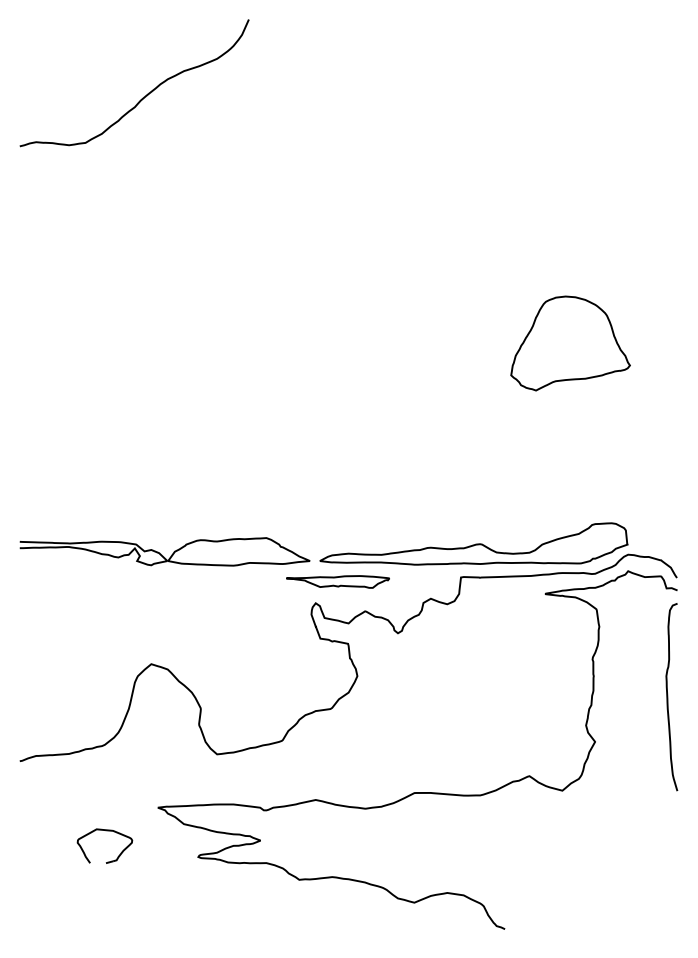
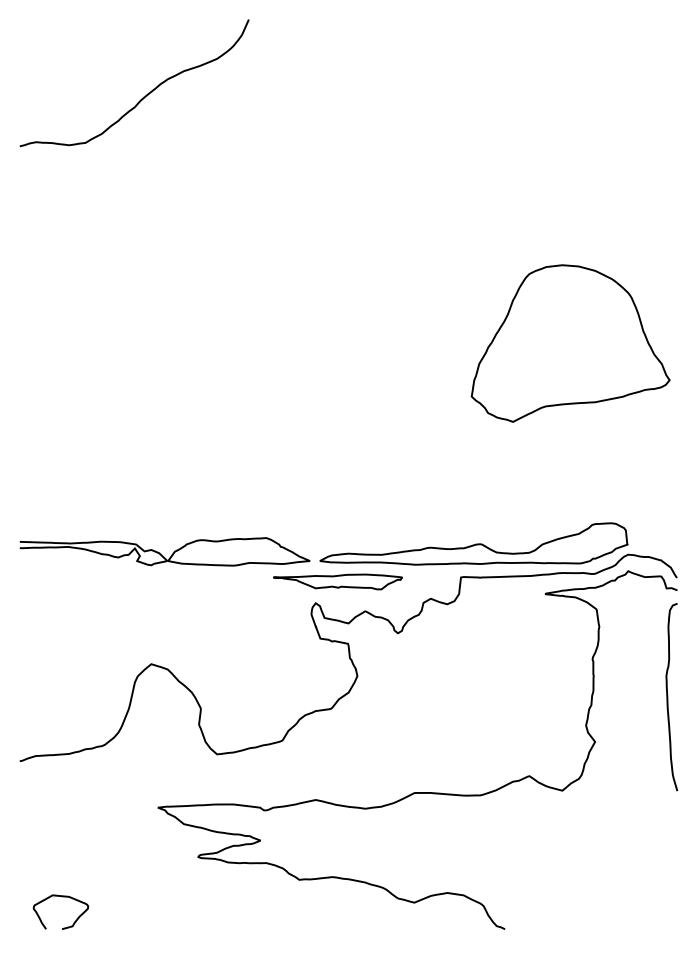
part size: 121x97 px -> 201x159 px (570, 343)
part size: 104x14 px -> 130x18 px (337, 581)
part position: (105, 831) -> (61, 897) (61, 897)
